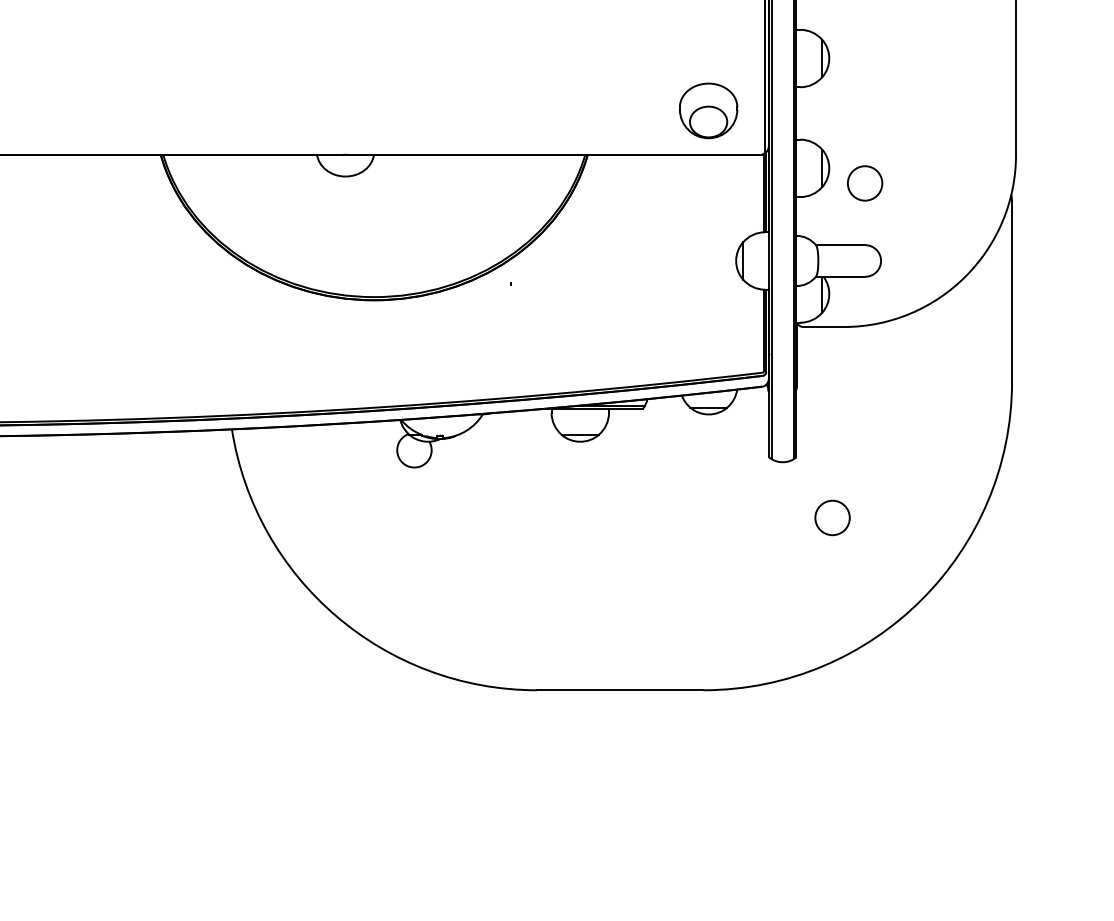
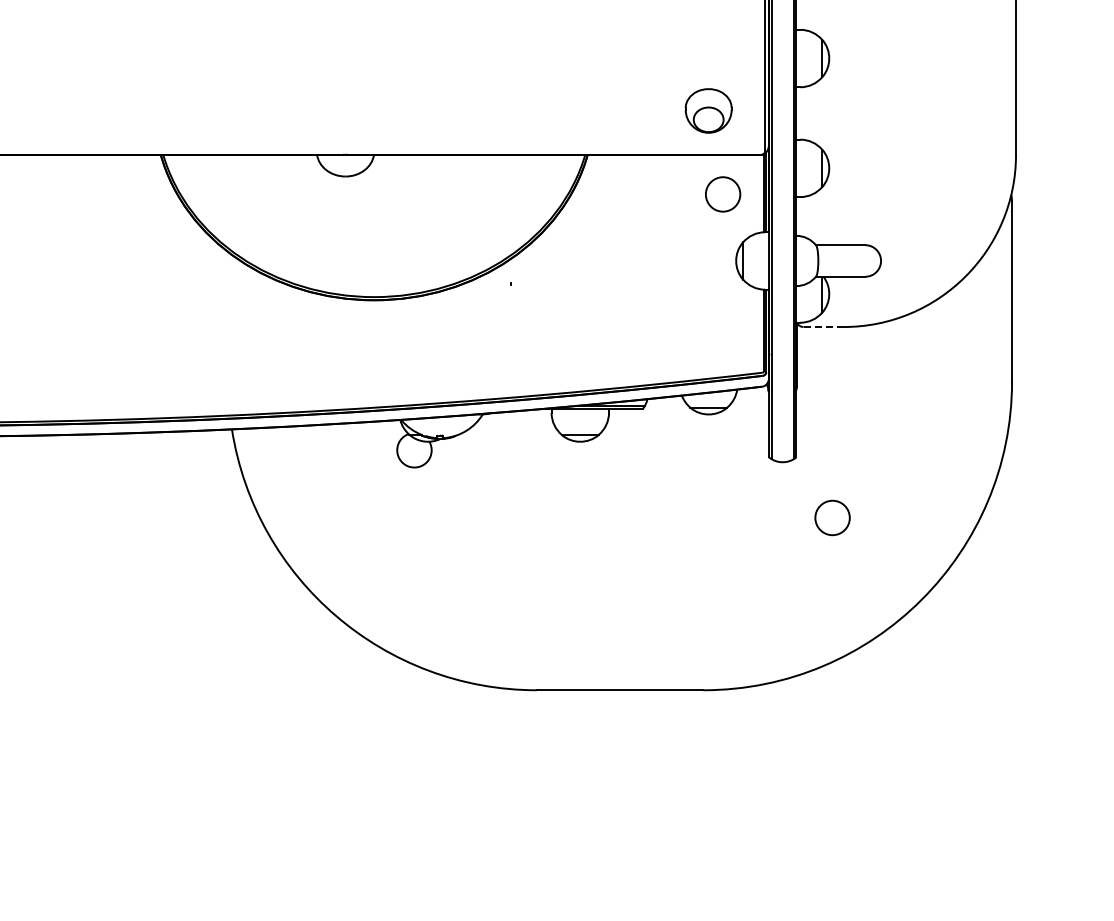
part size: 60x58 px -> 49x46 px (708, 110)
circle position: (865, 183) -> (723, 194) (723, 194)
line: solid -> dashed (824, 327)
